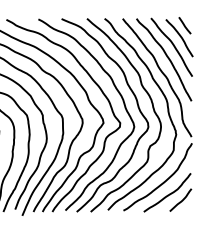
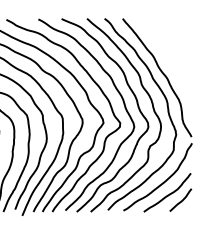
part: present -> none (164, 59)
